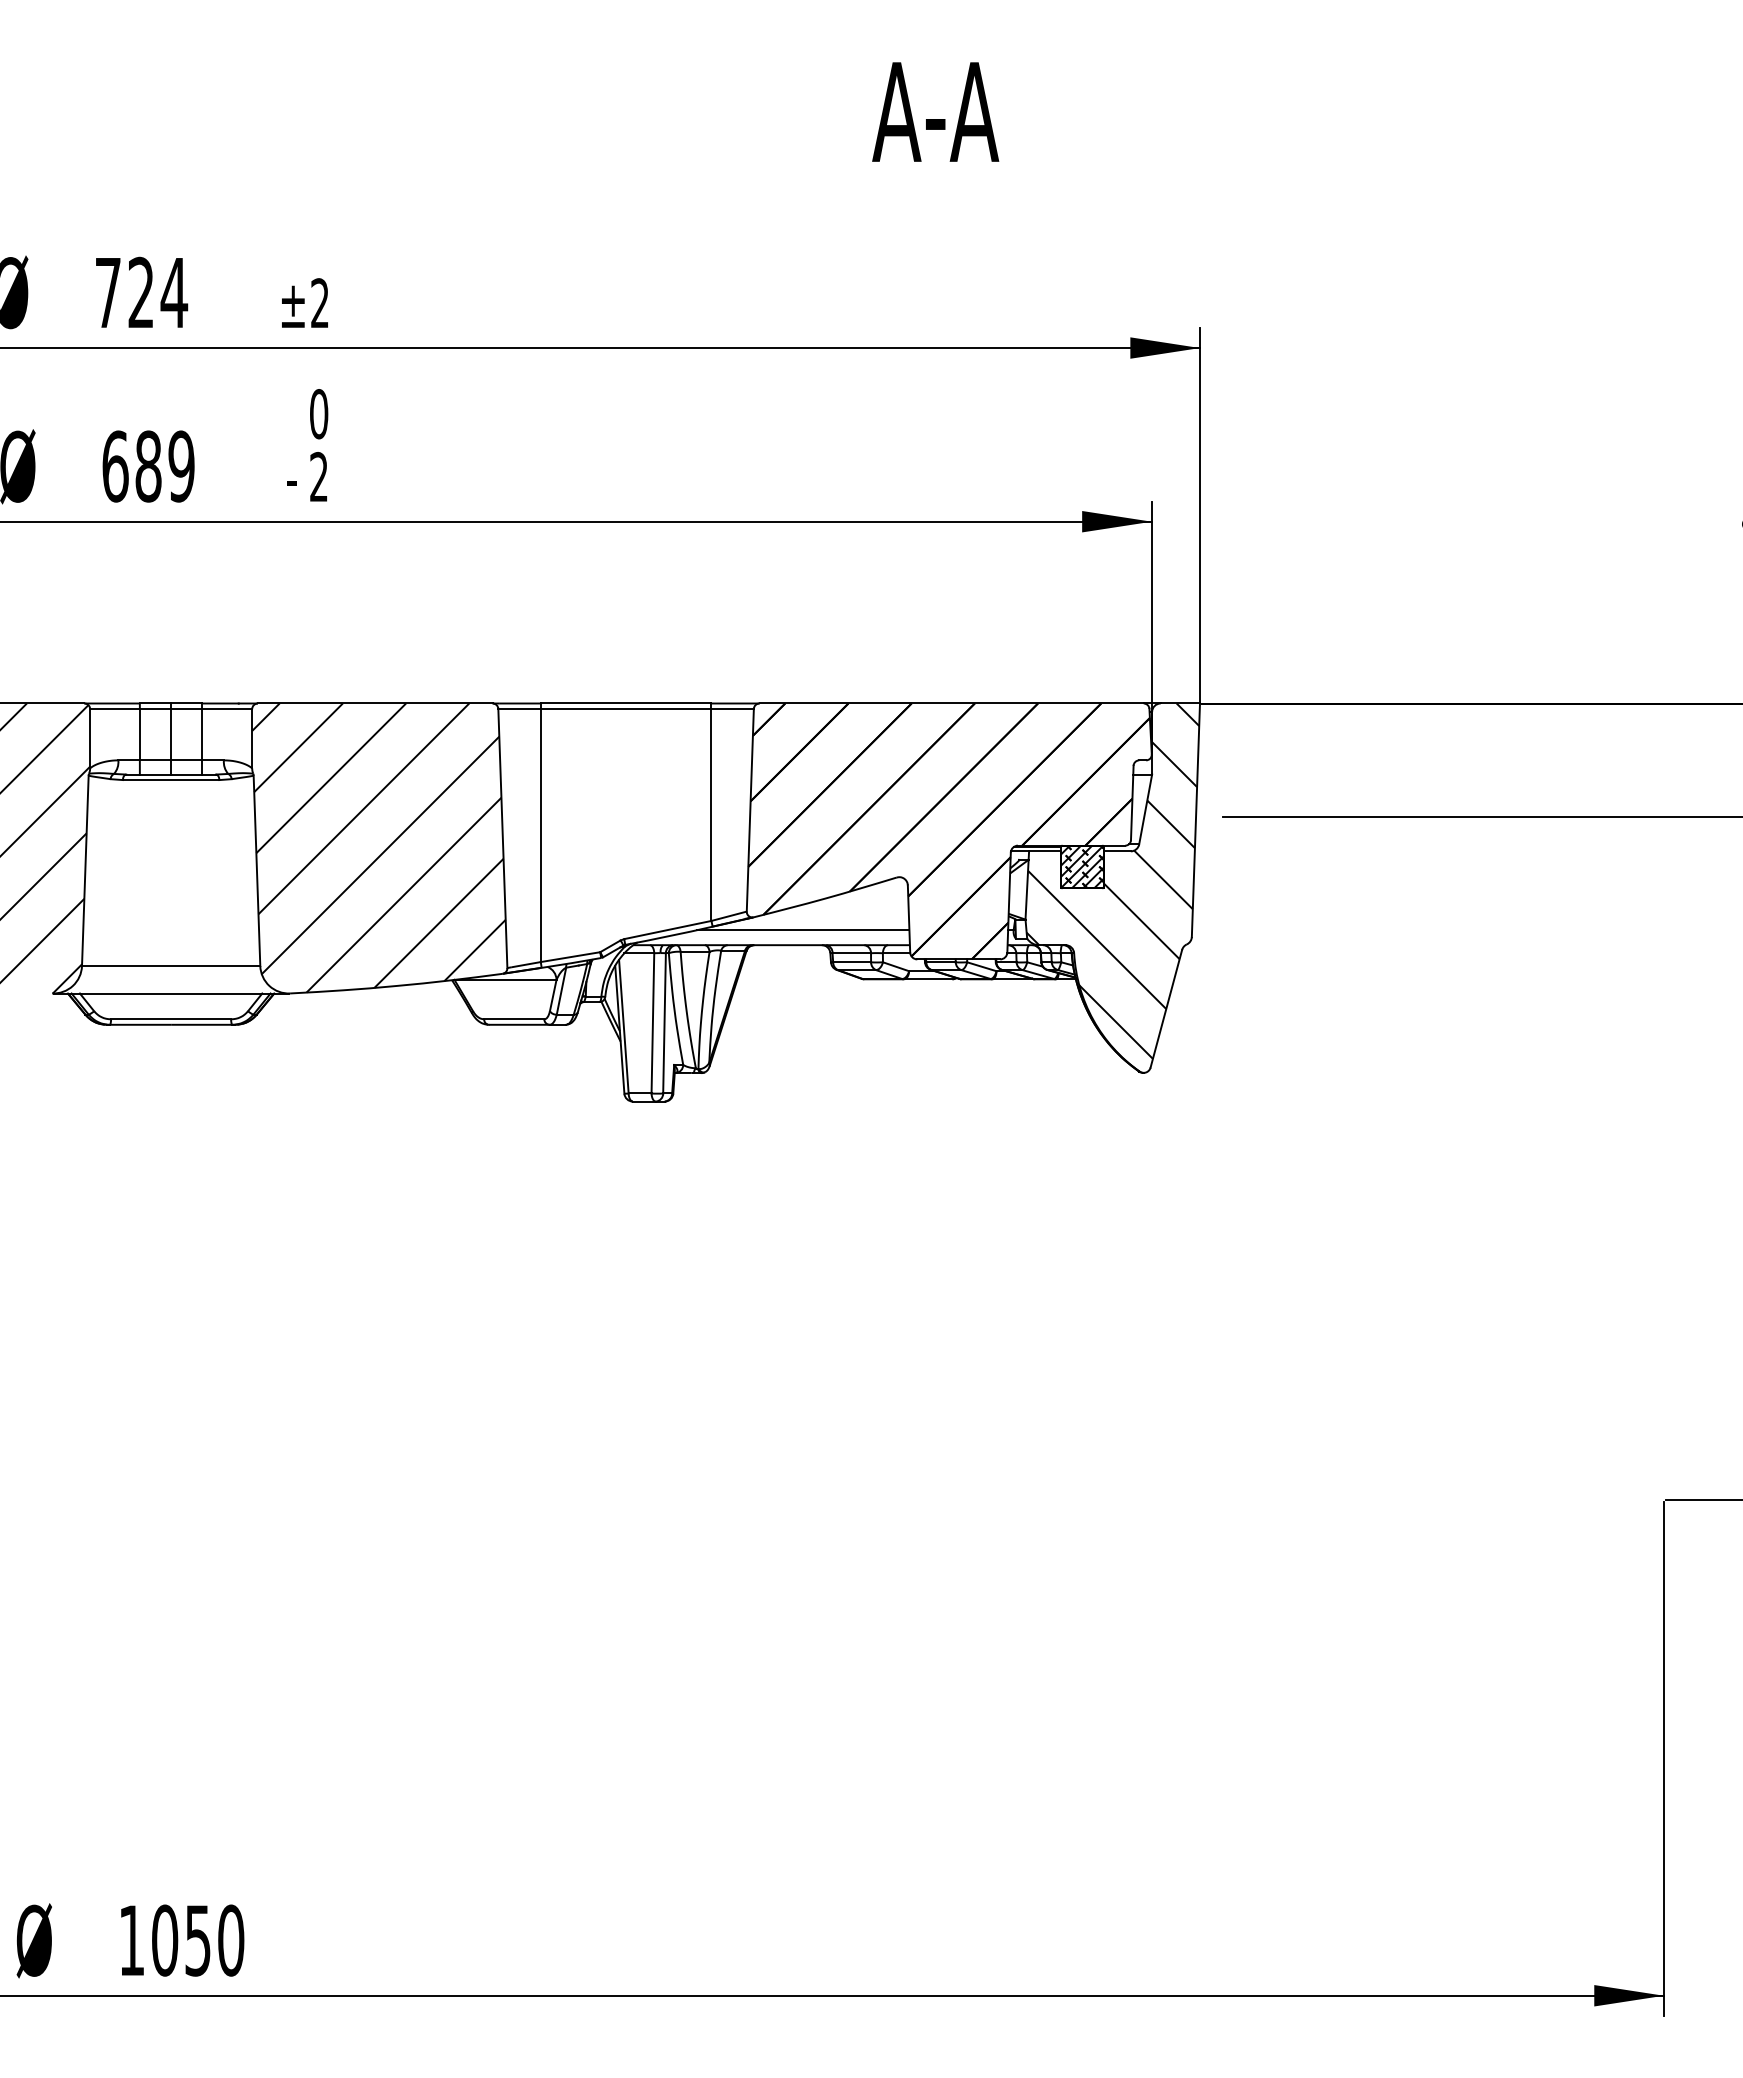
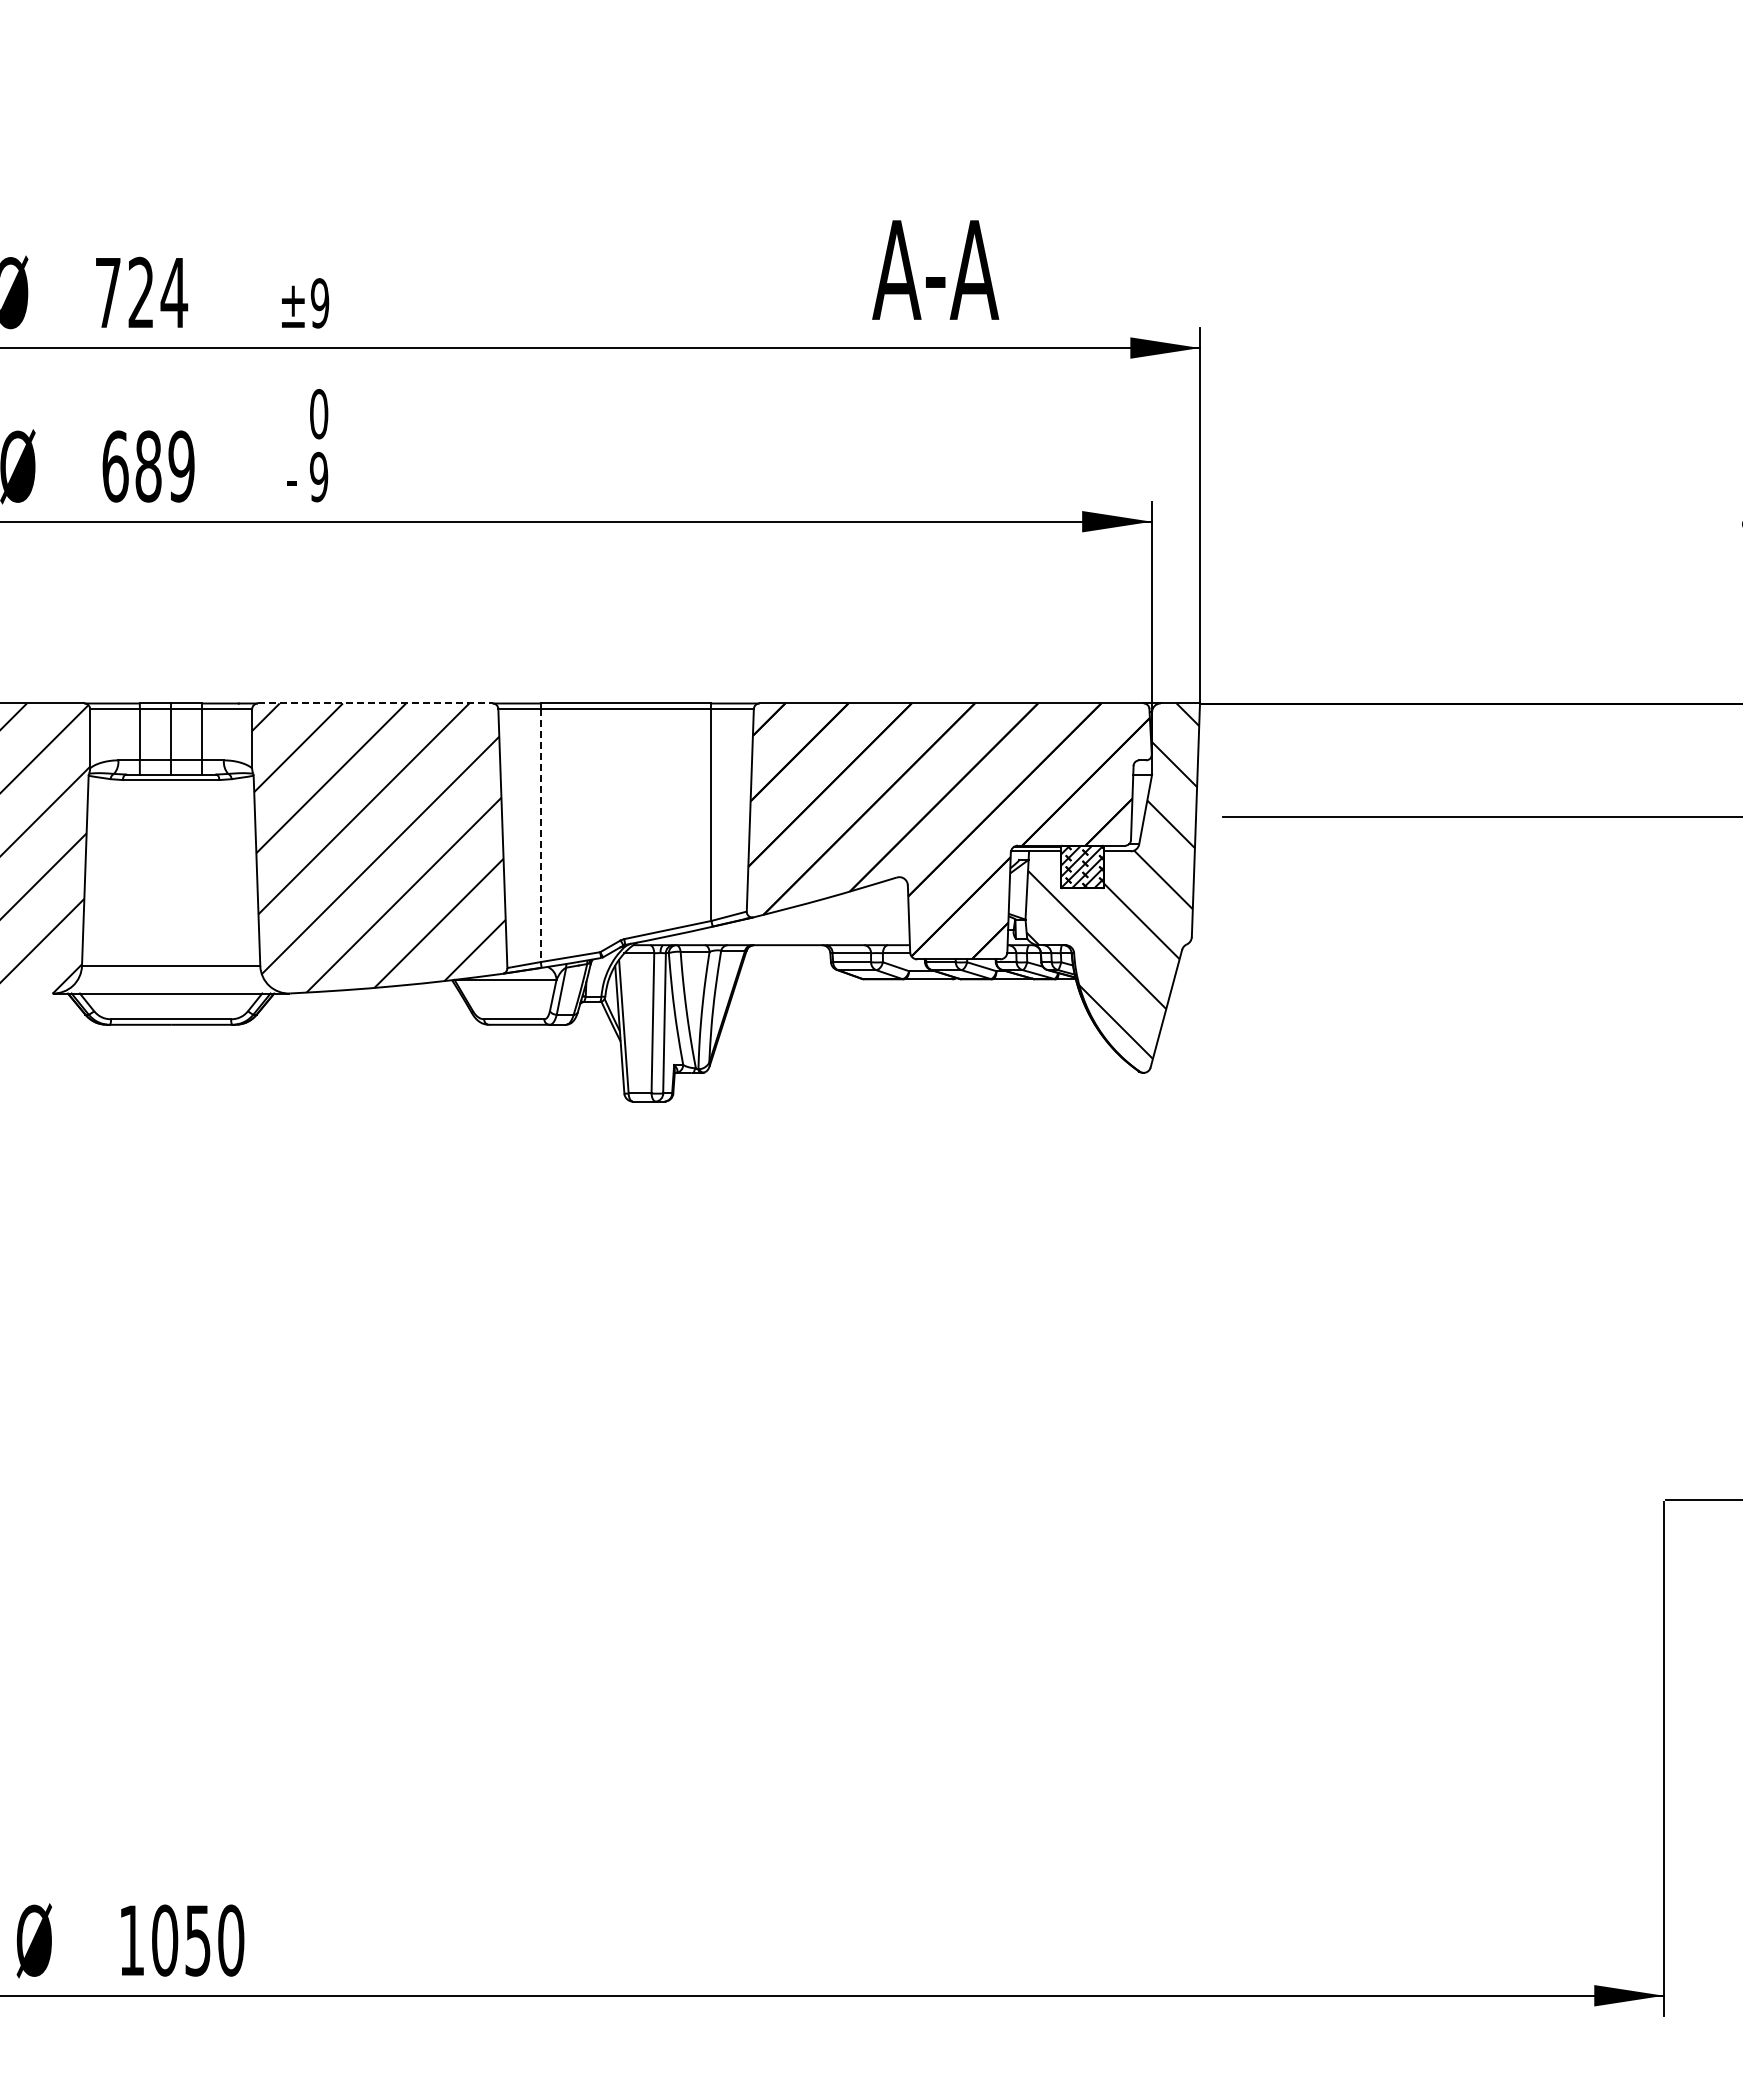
text position: (935, 111) -> (935, 269) (935, 269)
text: ±2 -> ±9 (319, 303)
text: 2 -> 9 (318, 477)
line: solid -> dashed (375, 703)
line: solid -> dashed (540, 835)
line: present -> none (802, 930)
